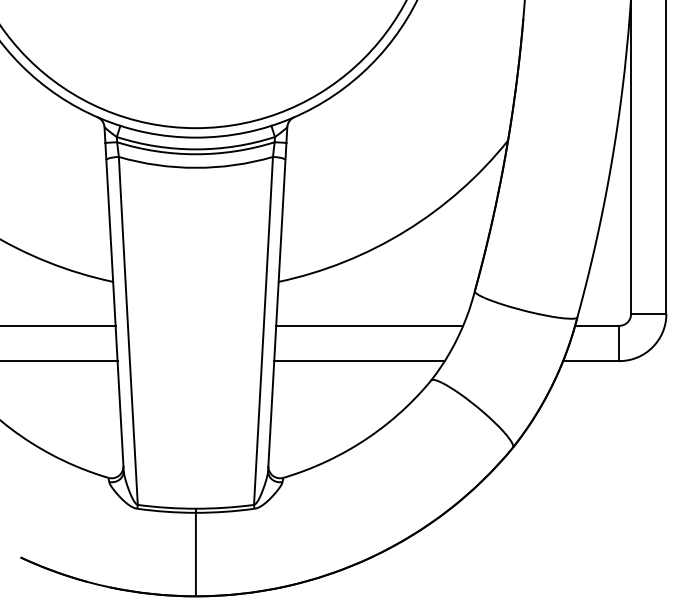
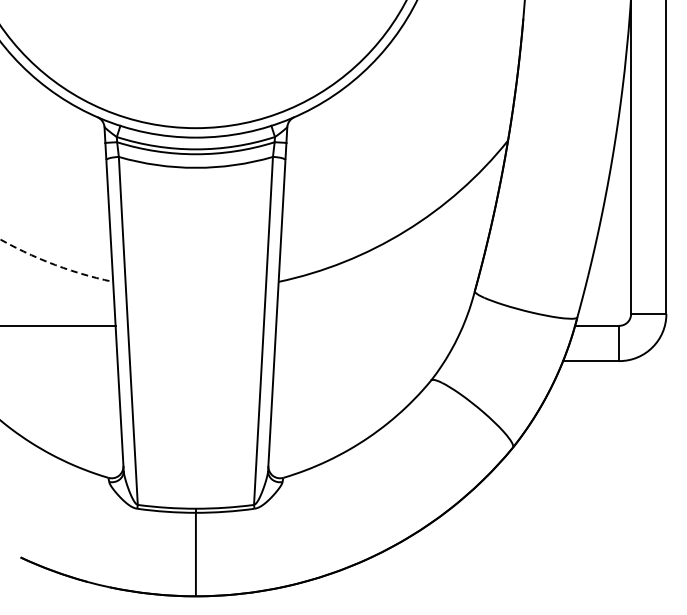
arc: solid -> dashed (54, 264)
line: present -> none (369, 325)
line: present -> none (59, 361)
line: present -> none (359, 361)
